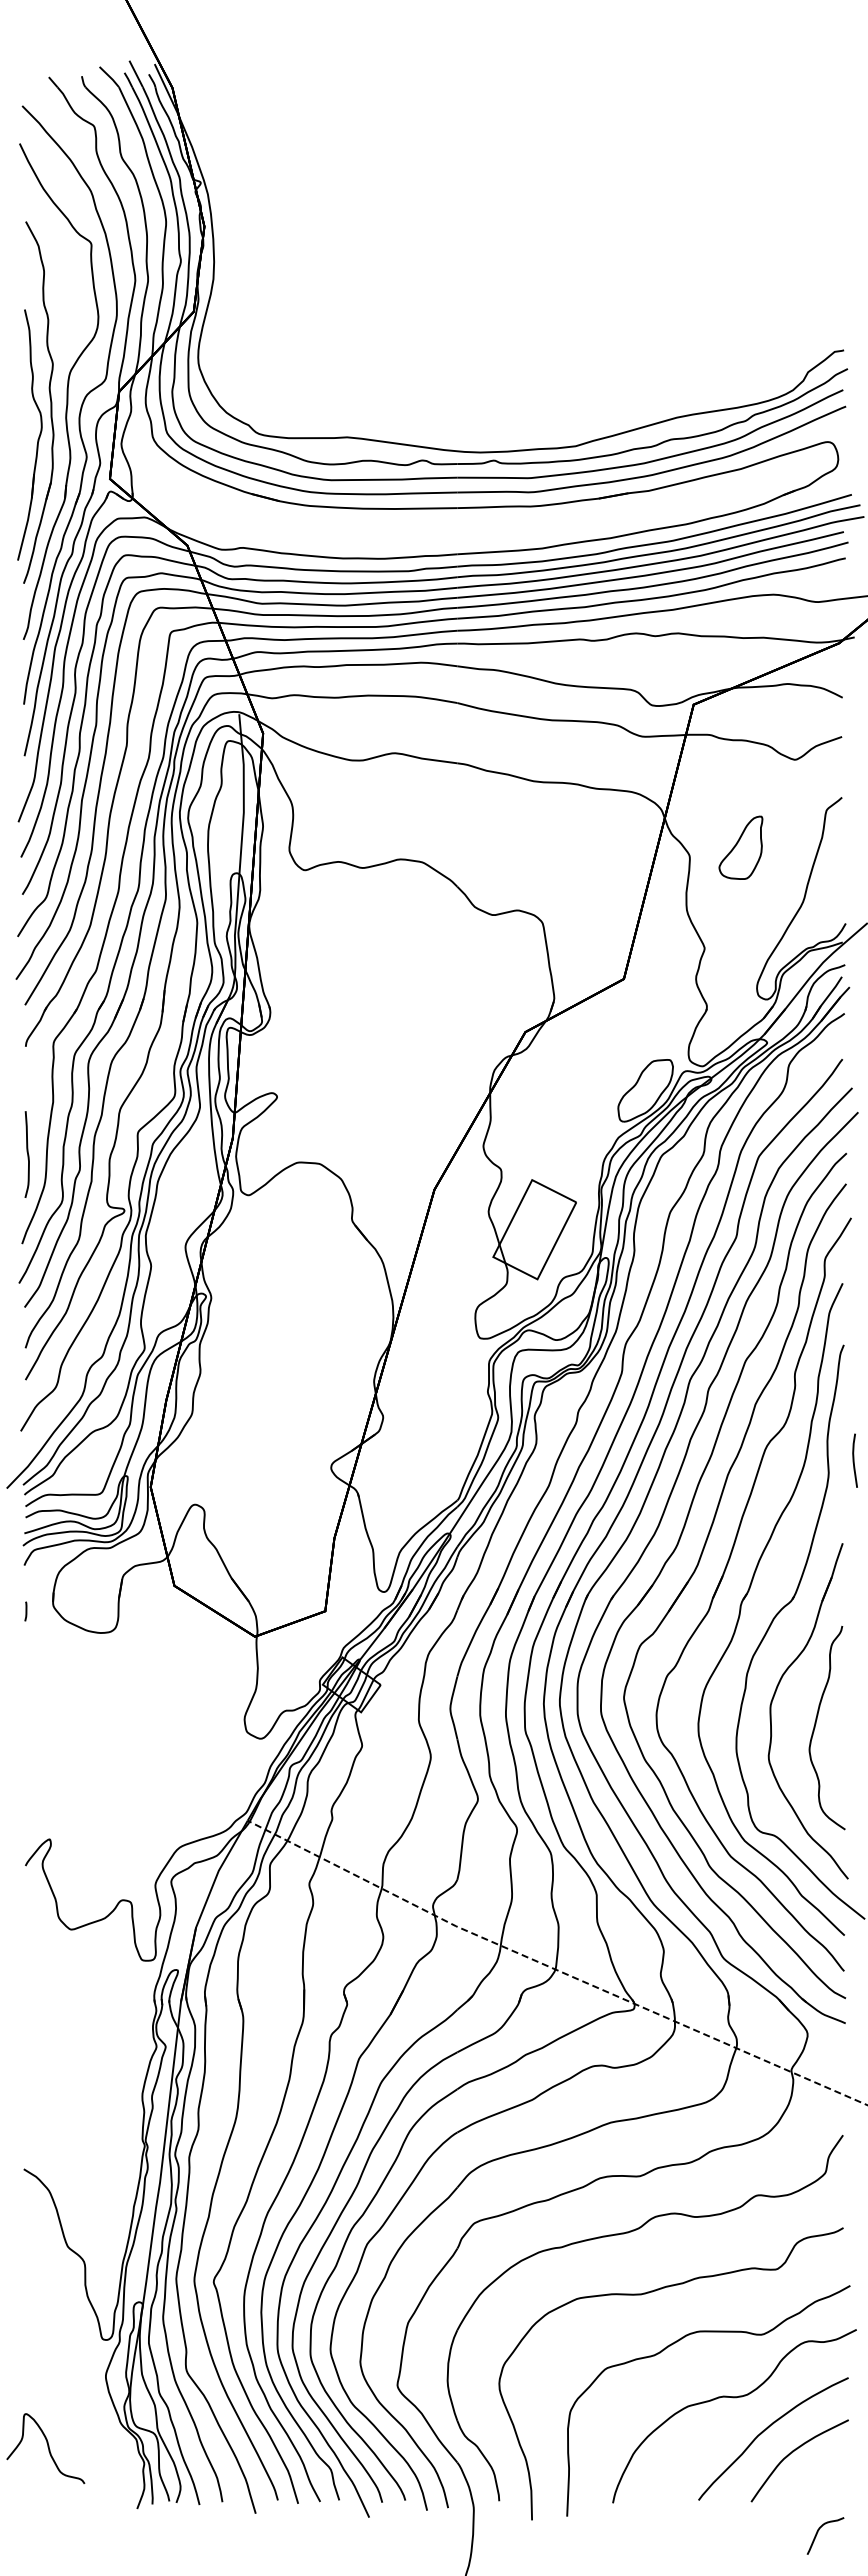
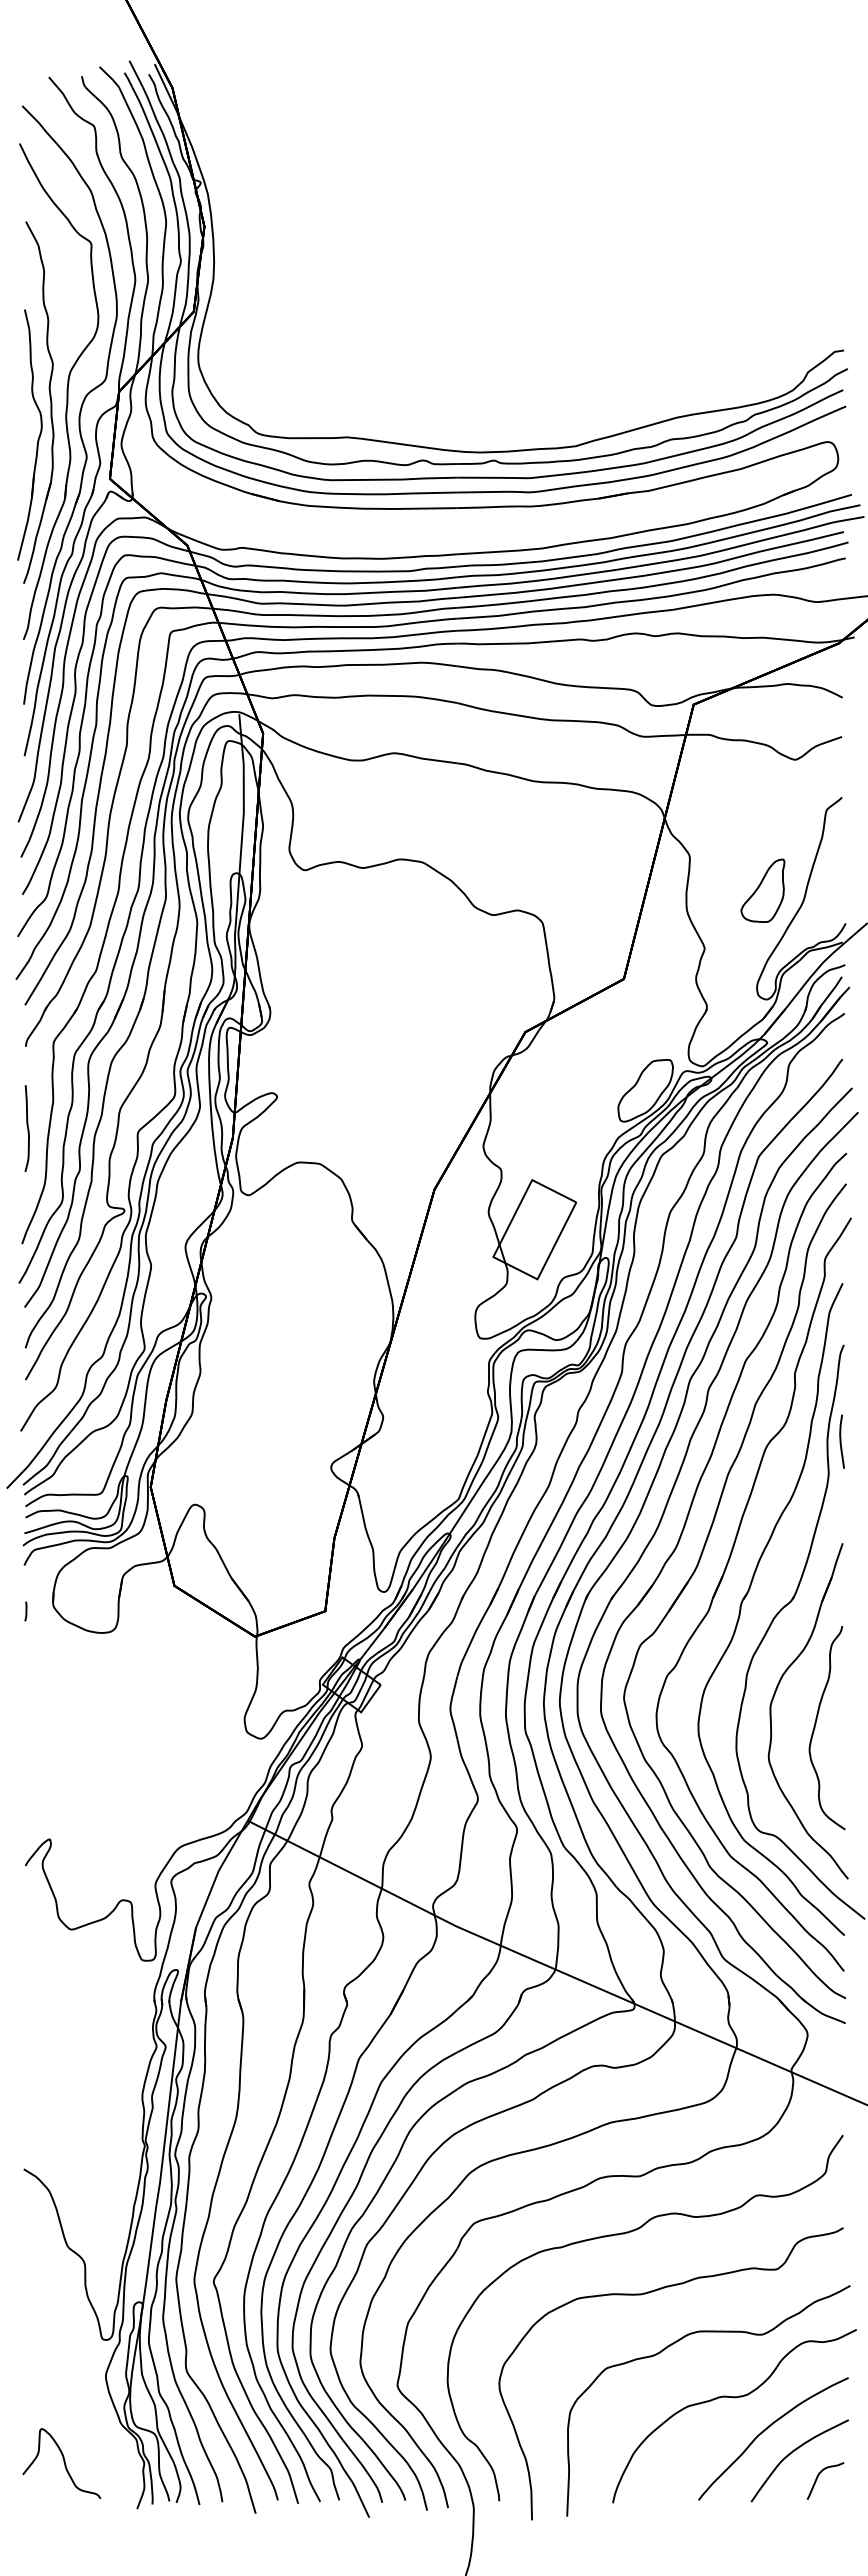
part position: (740, 847) -> (762, 890) (762, 890)
curve position: (27, 1154) -> (27, 1128) (27, 1128)
curve position: (854, 1460) -> (841, 1441) (841, 1441)
line: dashed -> solid (554, 1968)
curve position: (47, 2447) -> (63, 2462) (63, 2462)
curve position: (818, 2532) -> (818, 2477) (818, 2477)
